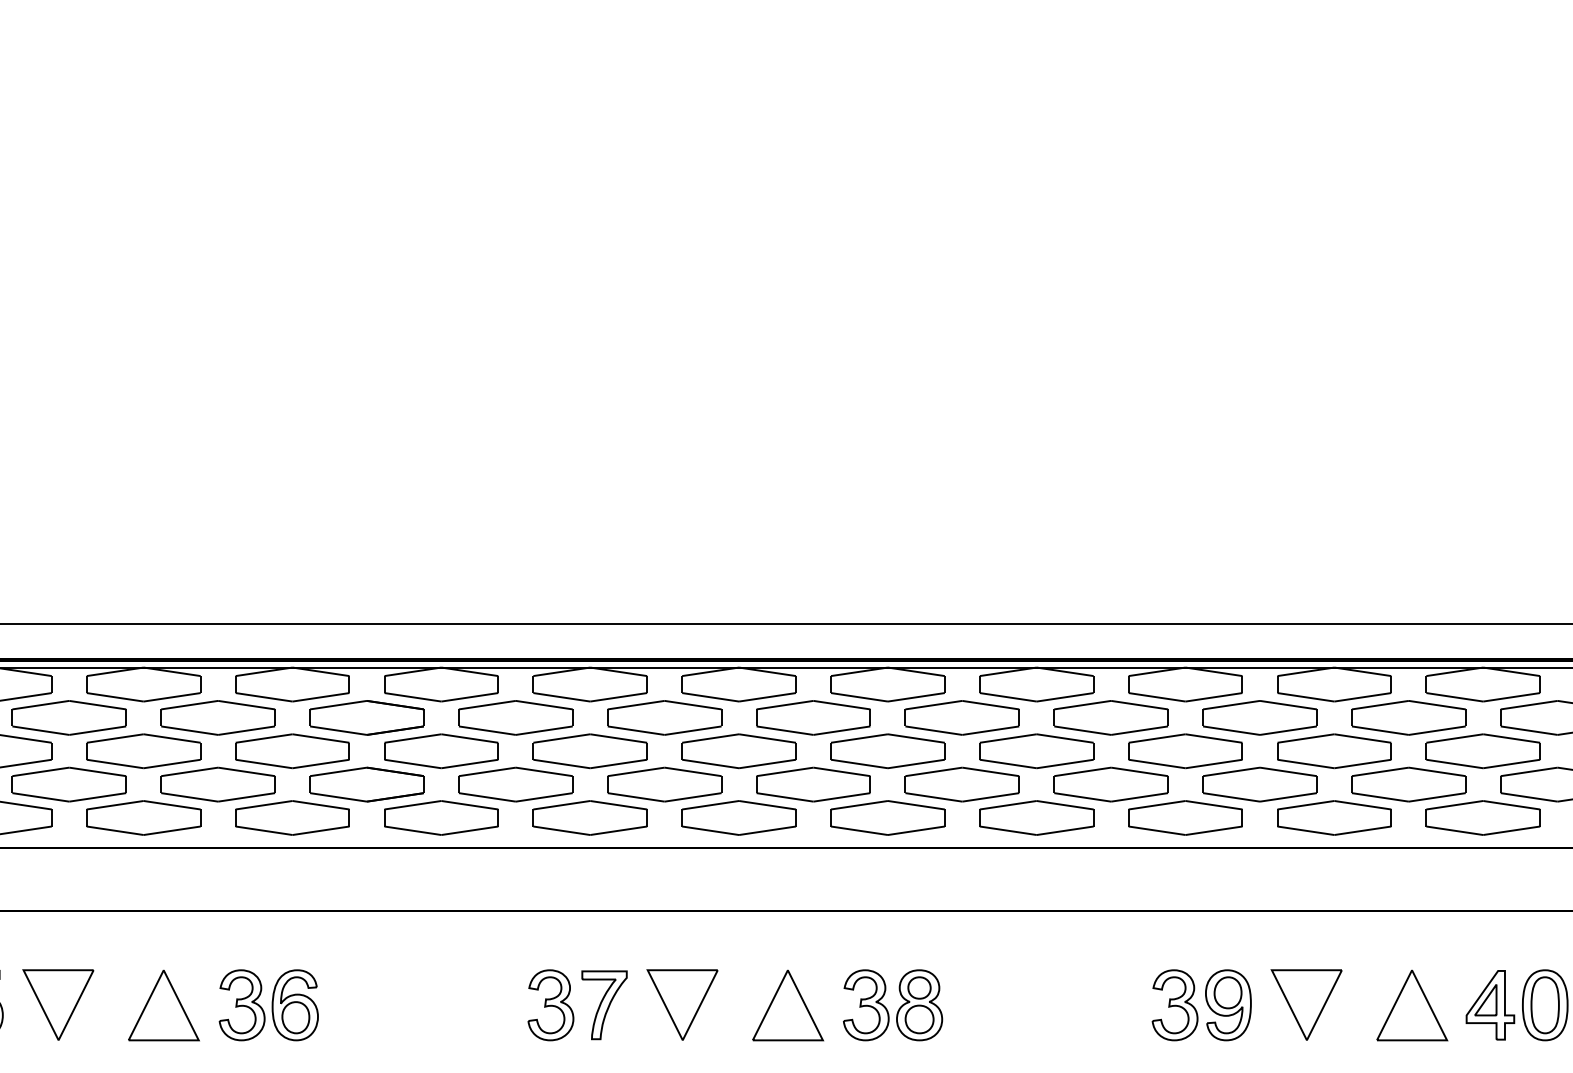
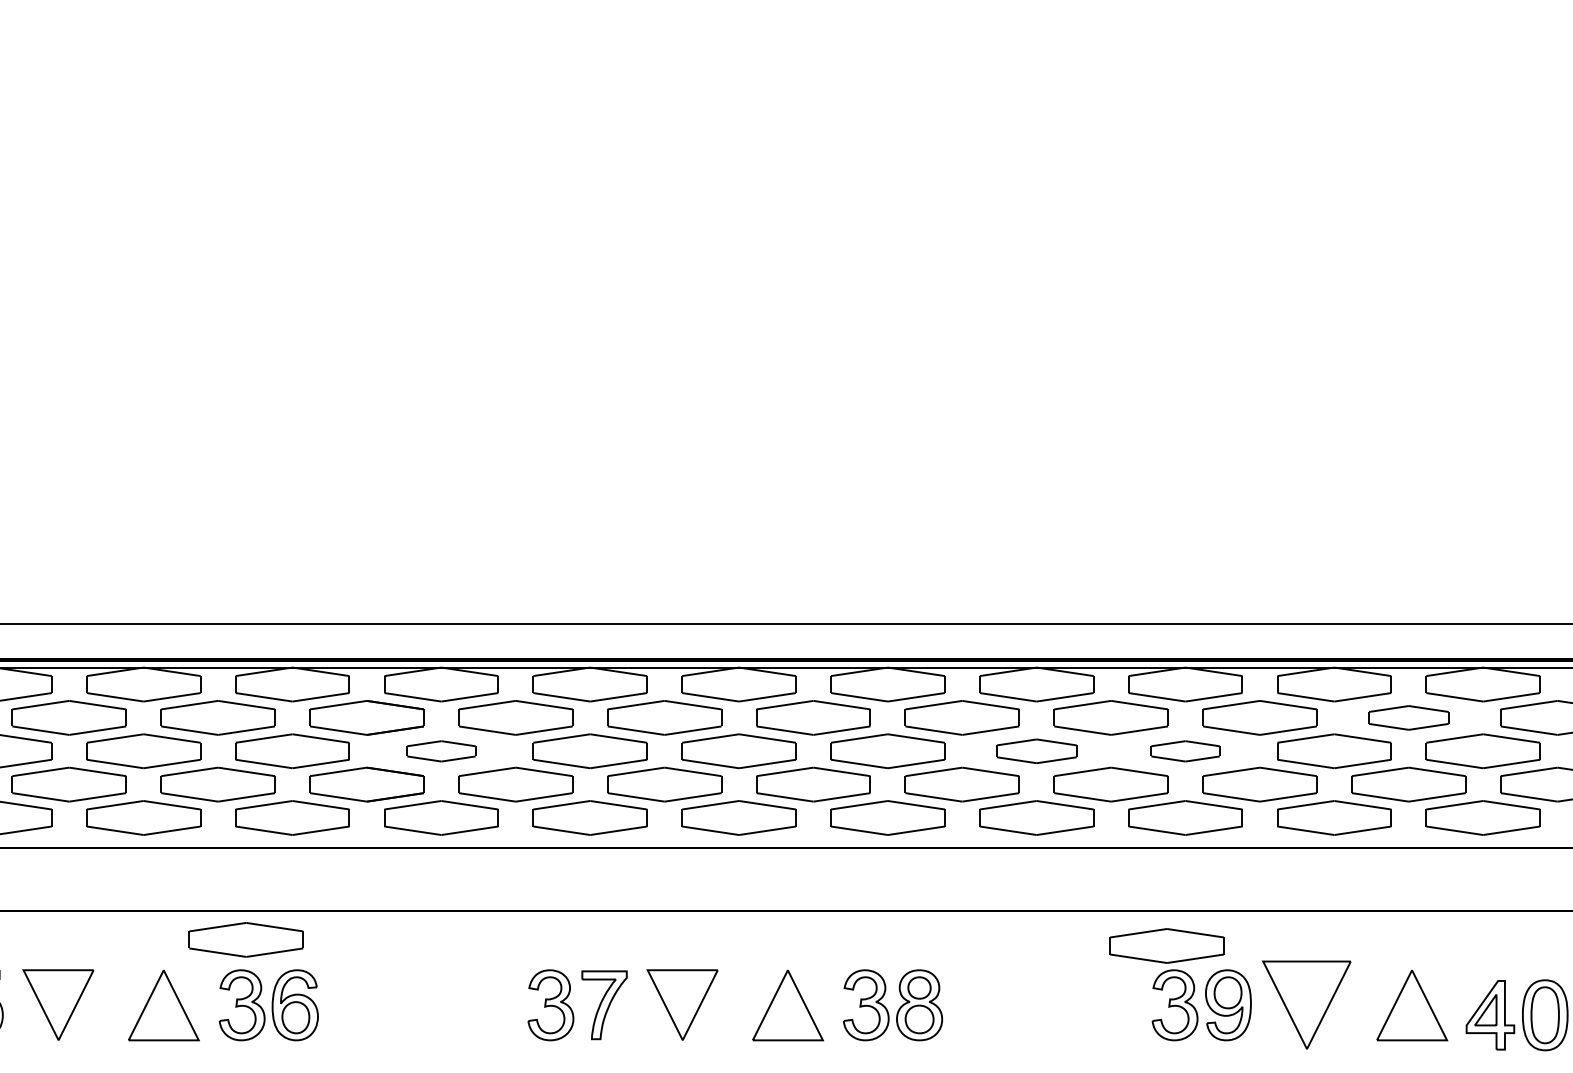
part size: 116x36 px -> 82x26 px (1408, 717)
part size: 115x37 px -> 71x23 px (441, 751)
part size: 116x37 px -> 82x26 px (1036, 750)
part size: 115x37 px -> 71x23 px (1185, 751)
part: none -> present (245, 939)
part: none -> present (1166, 945)
part size: 73x72 px -> 90x90 px (1306, 1004)
part position: (1516, 1005) -> (1516, 1015) (1516, 1015)
